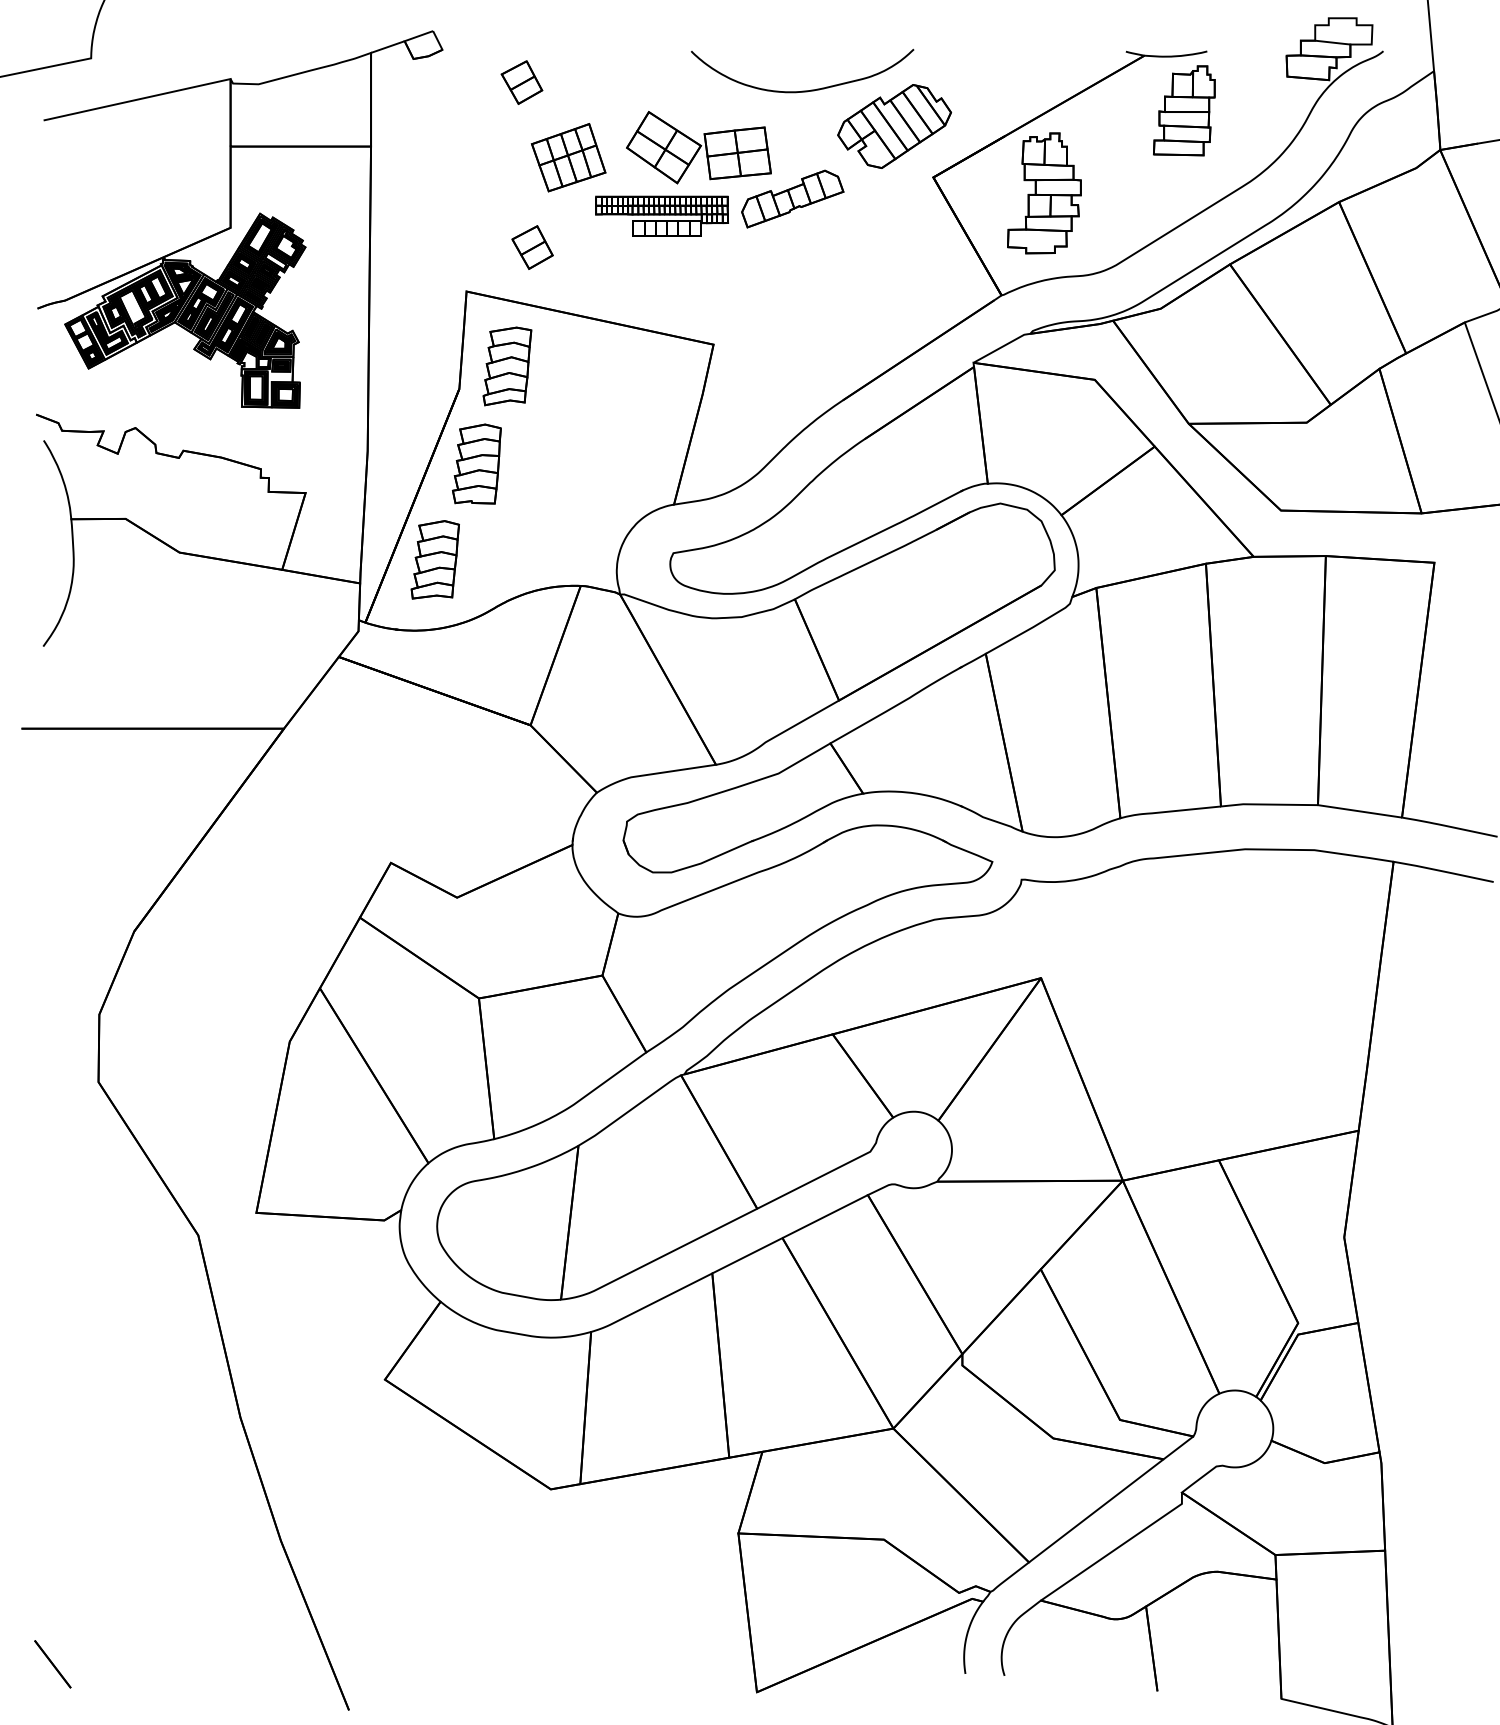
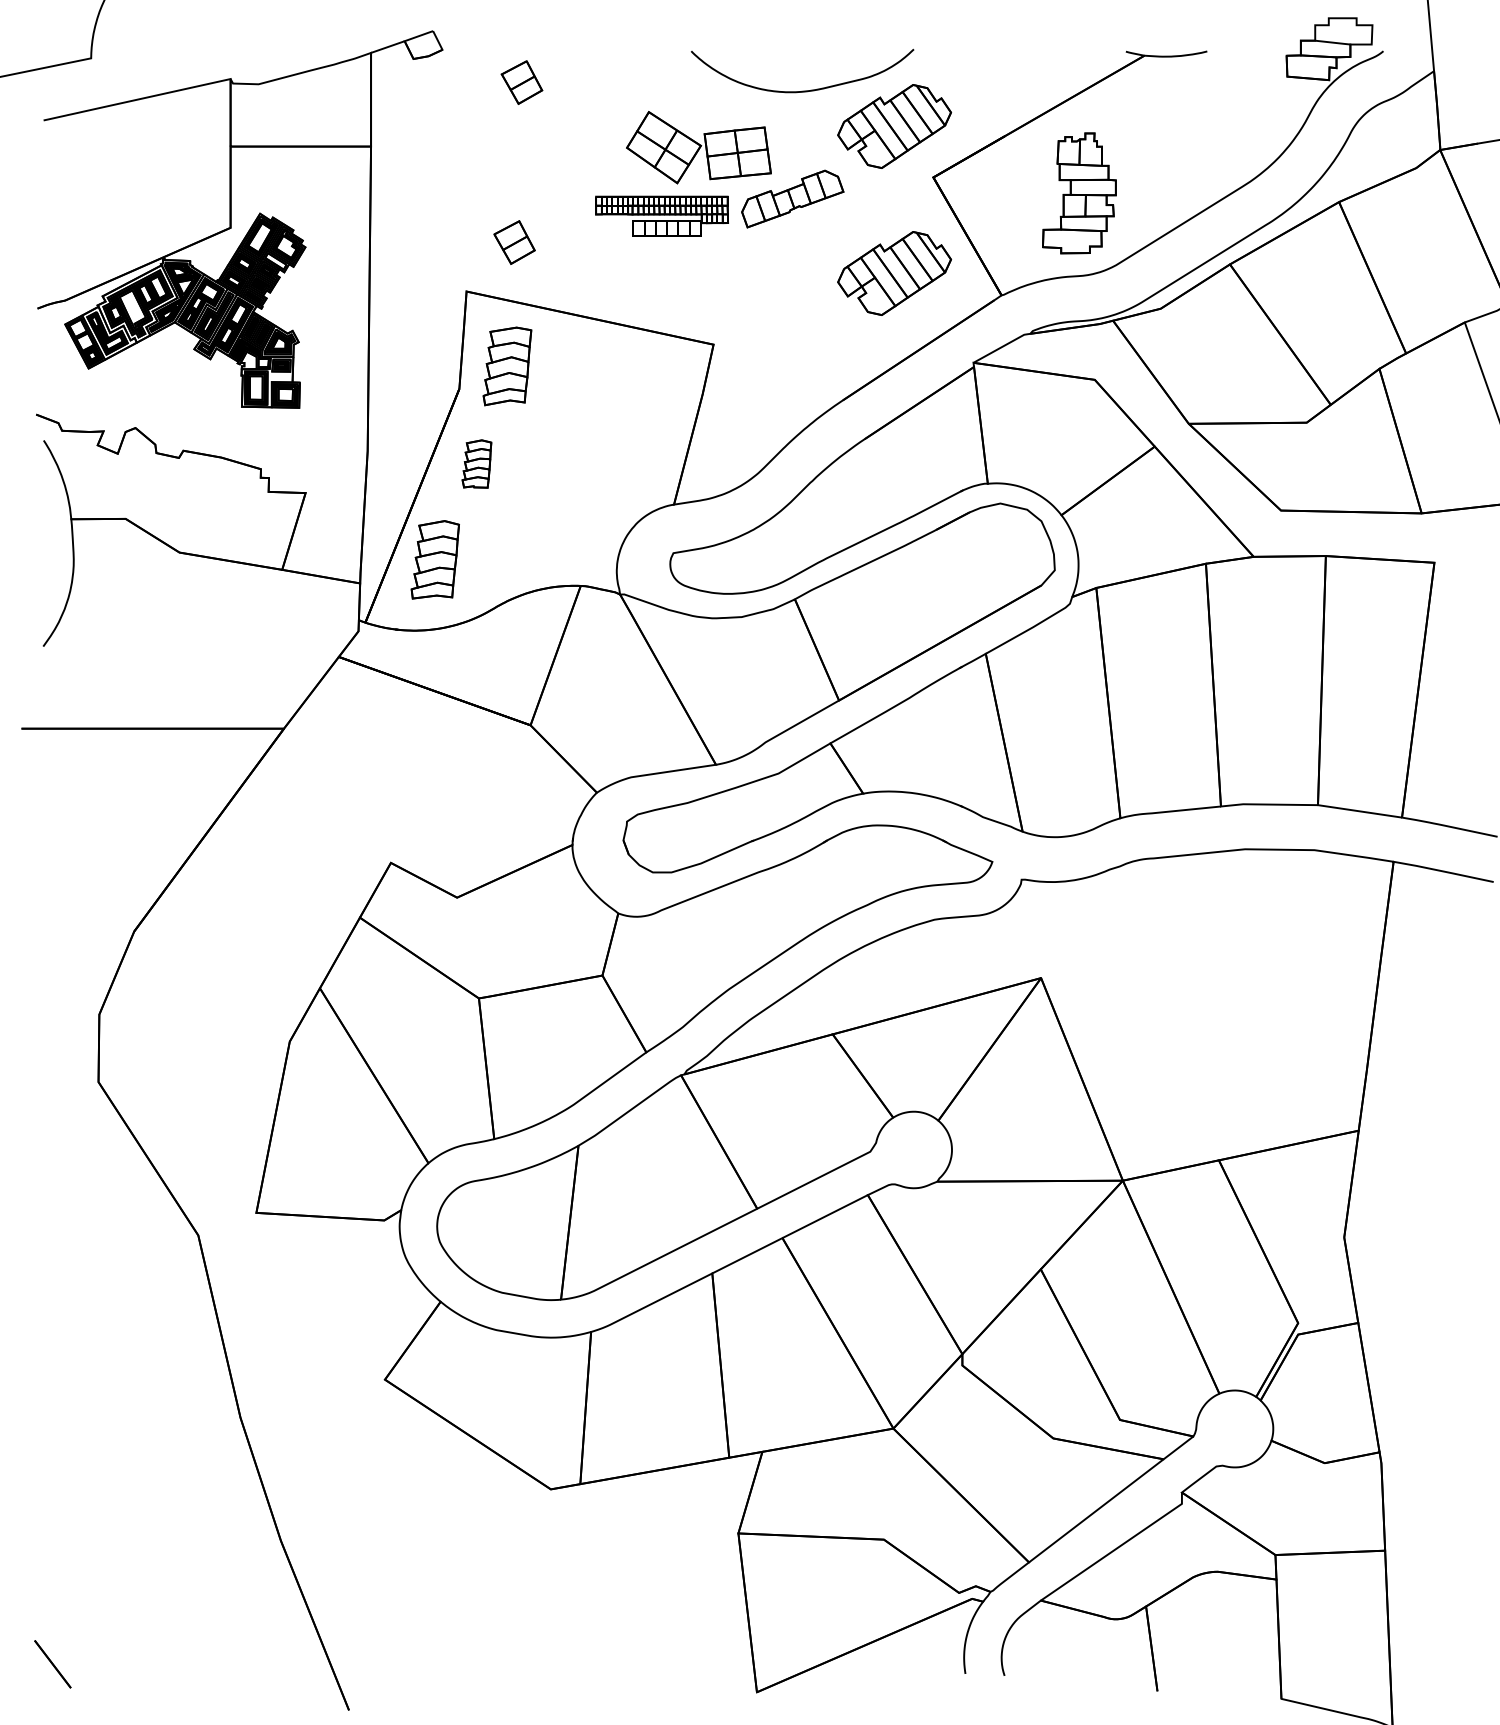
part: present -> none (1184, 110)
part: present -> none (568, 157)
part position: (1044, 193) -> (1079, 193) (1079, 193)
part position: (532, 247) -> (514, 242) (514, 242)
part: none -> present (894, 273)
part size: 50x82 px -> 32x50 px (476, 463)
